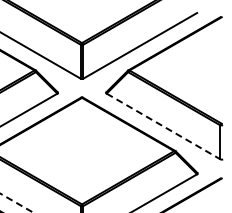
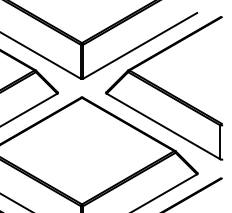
line: dashed -> solid (163, 126)
line: dashed -> solid (16, 203)
